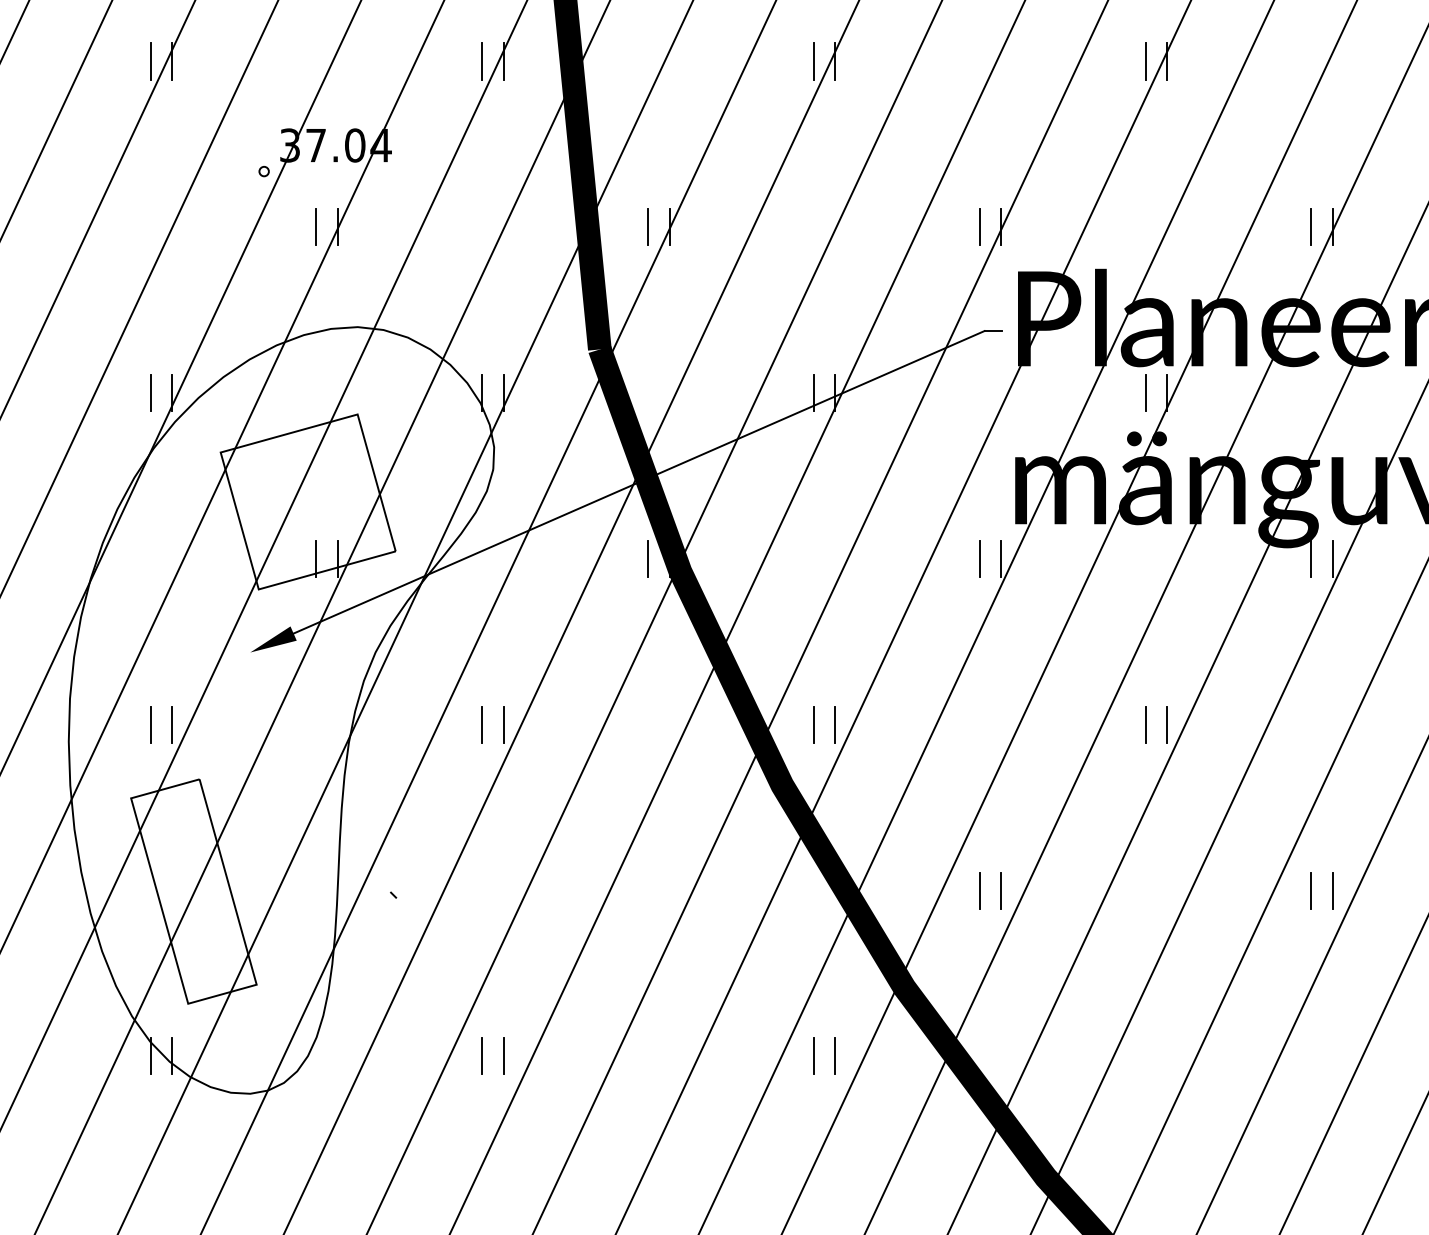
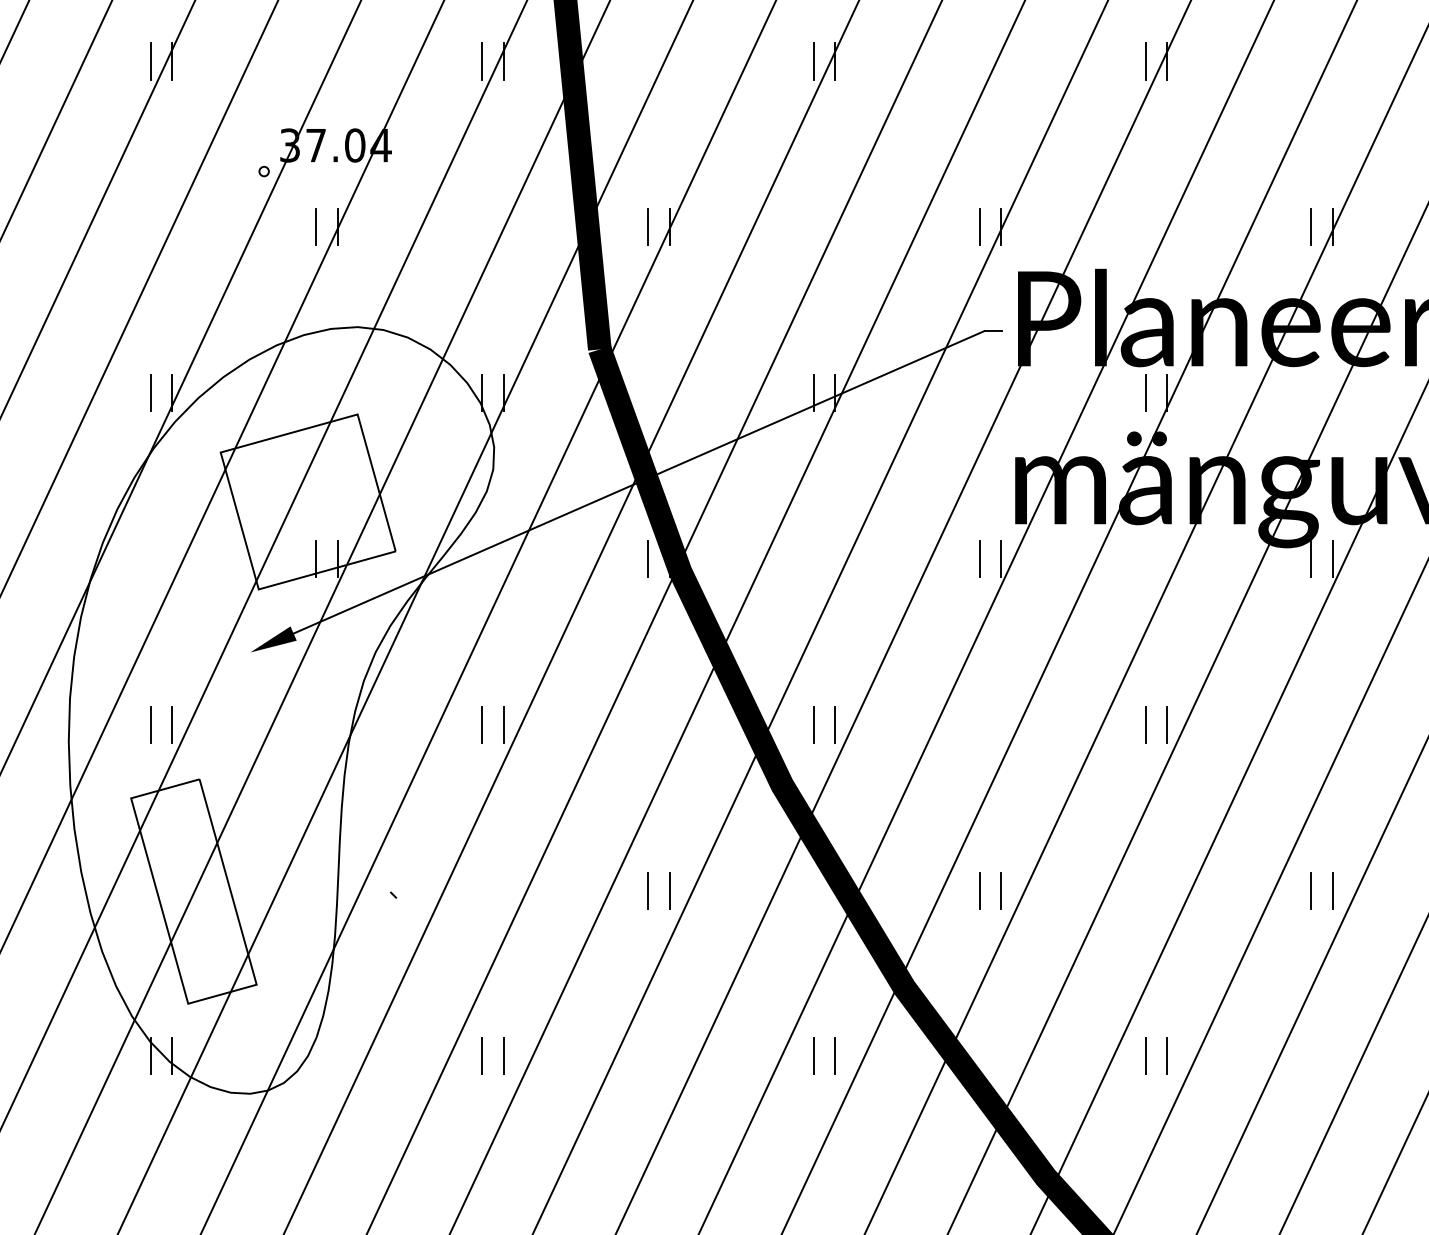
part: none -> present (648, 890)
part: none -> present (1146, 1055)
